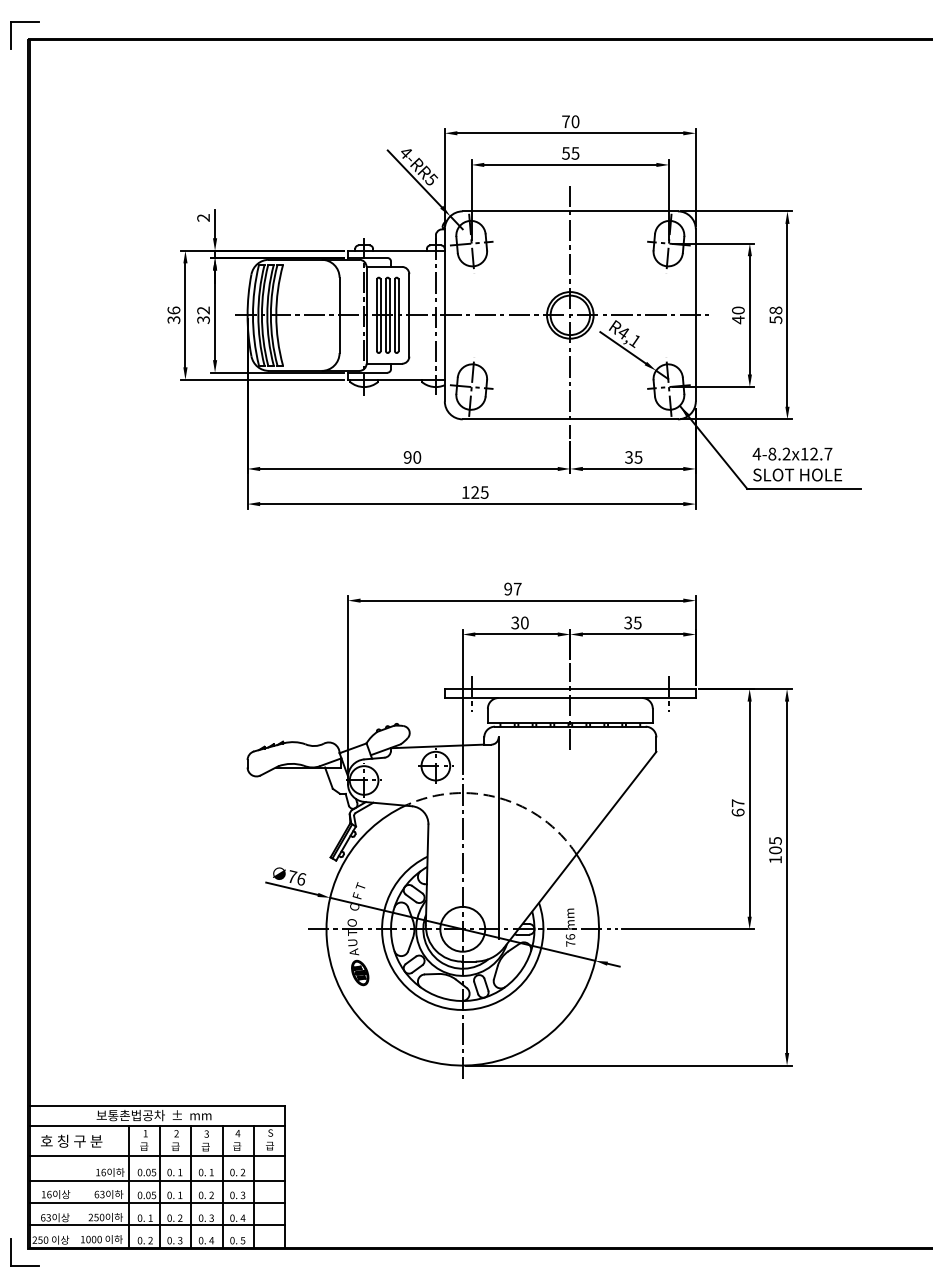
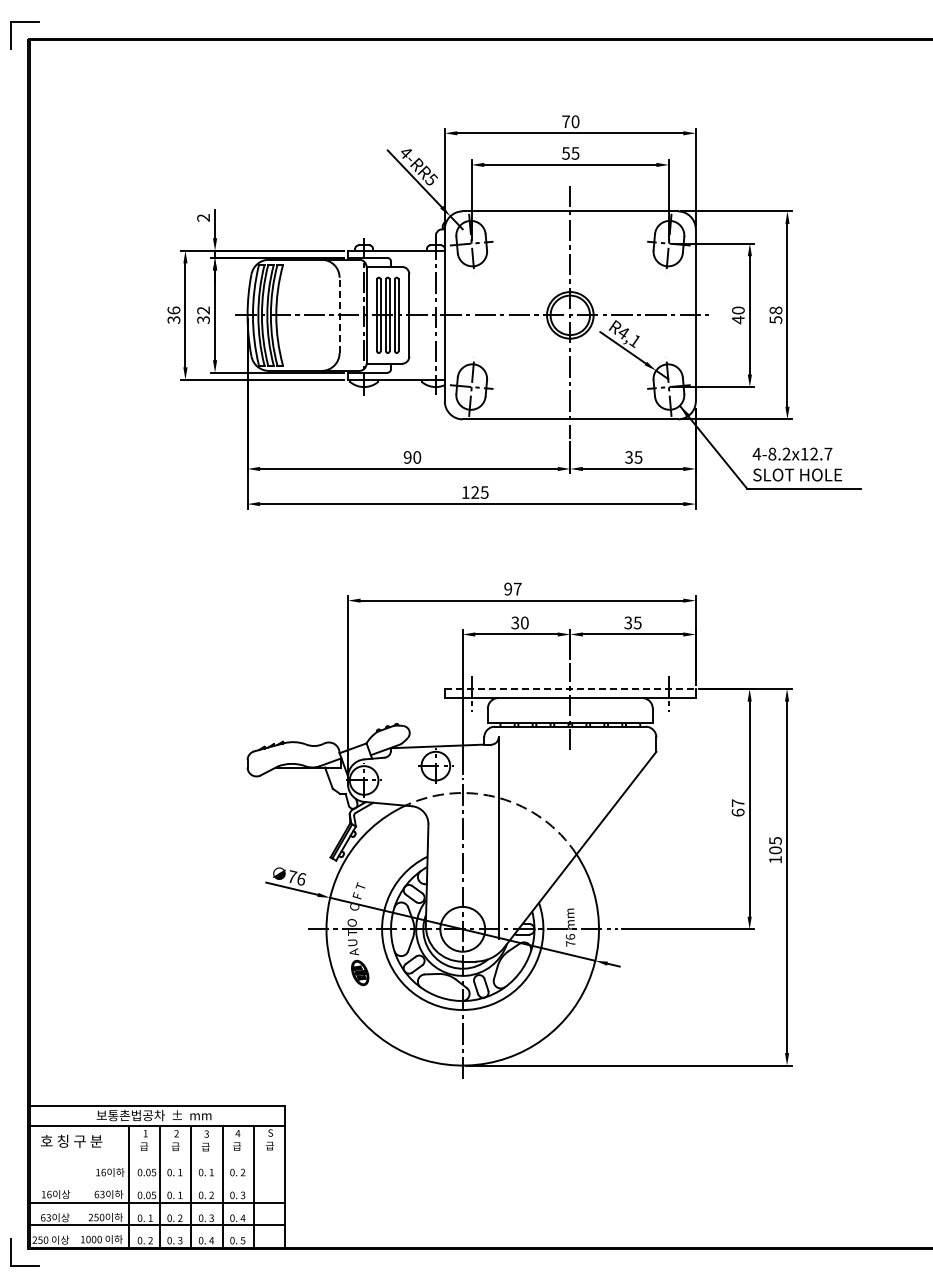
line: solid -> dashed (339, 315)
line: solid -> dashed (570, 689)
line: present -> none (157, 1155)
line: present -> none (157, 1180)
